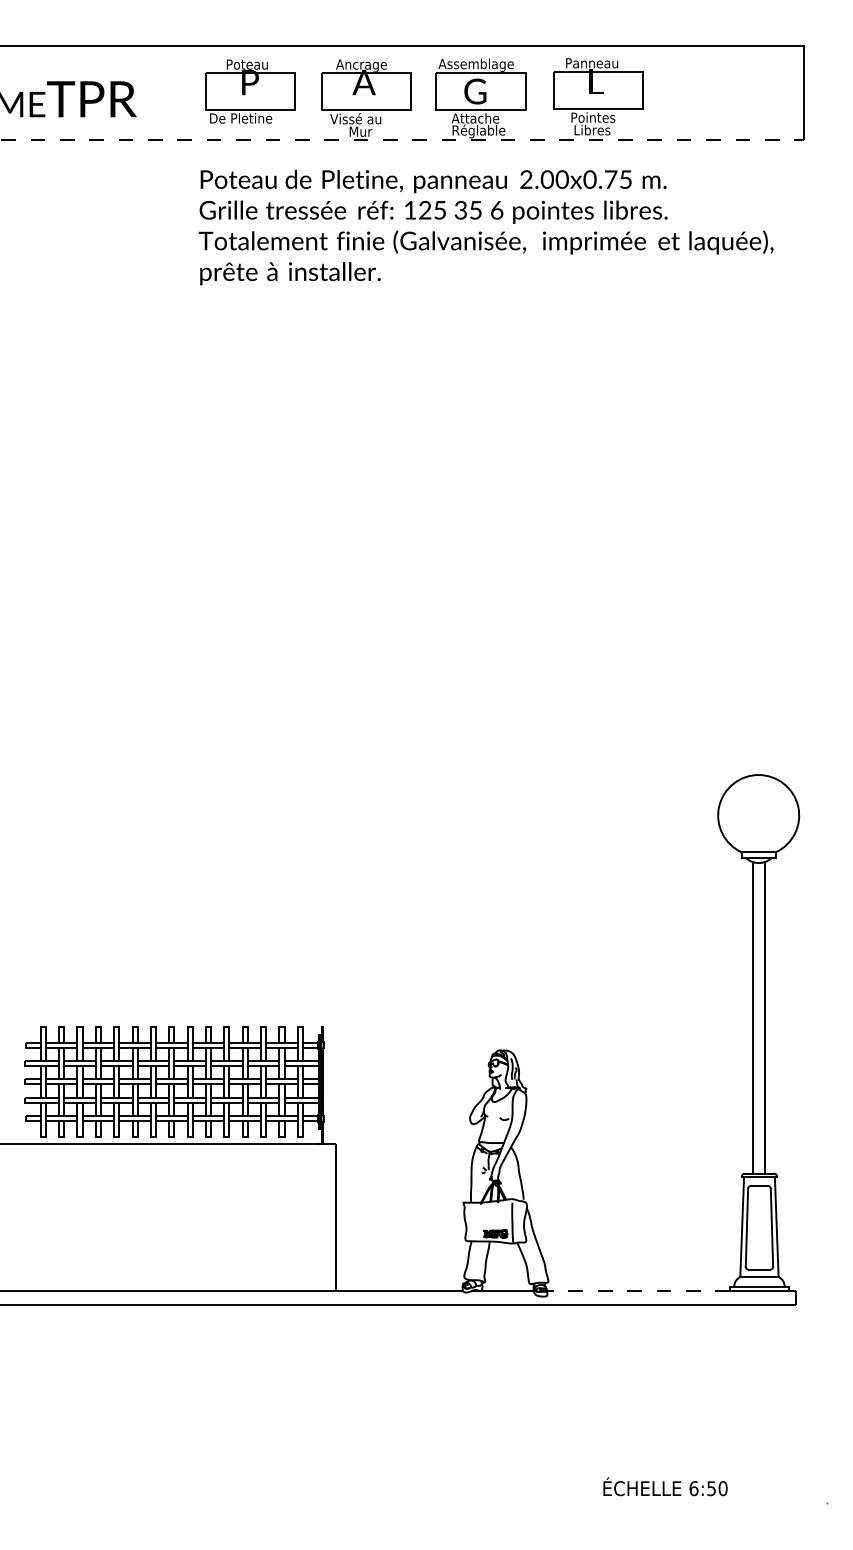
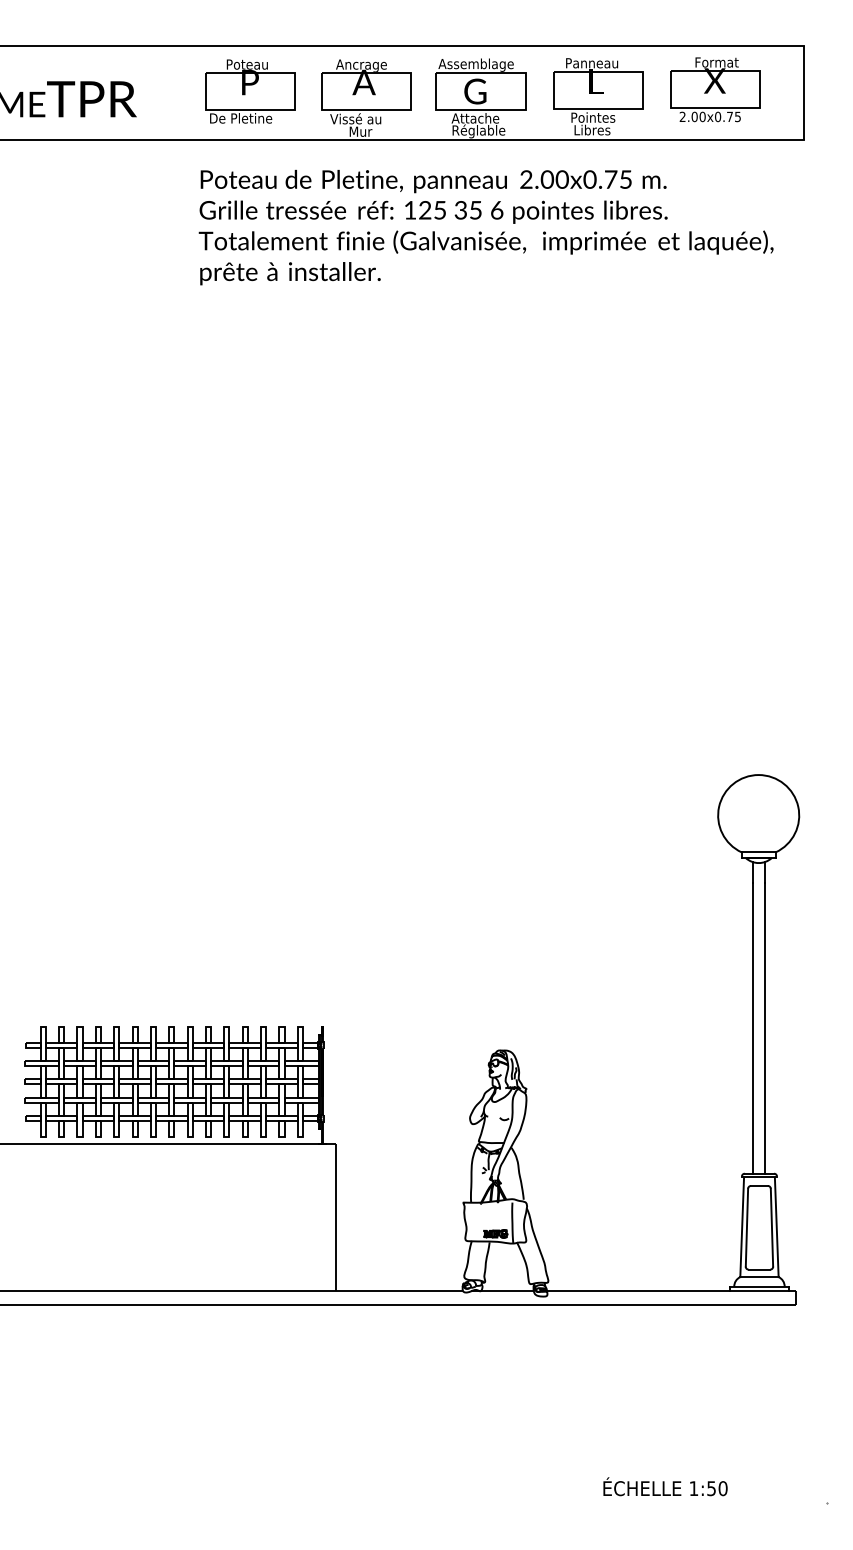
part: none -> present (715, 89)
line: dashed -> solid (402, 139)
line: dashed -> solid (638, 1291)
text: 6:50 -> 1:50 (693, 1488)
